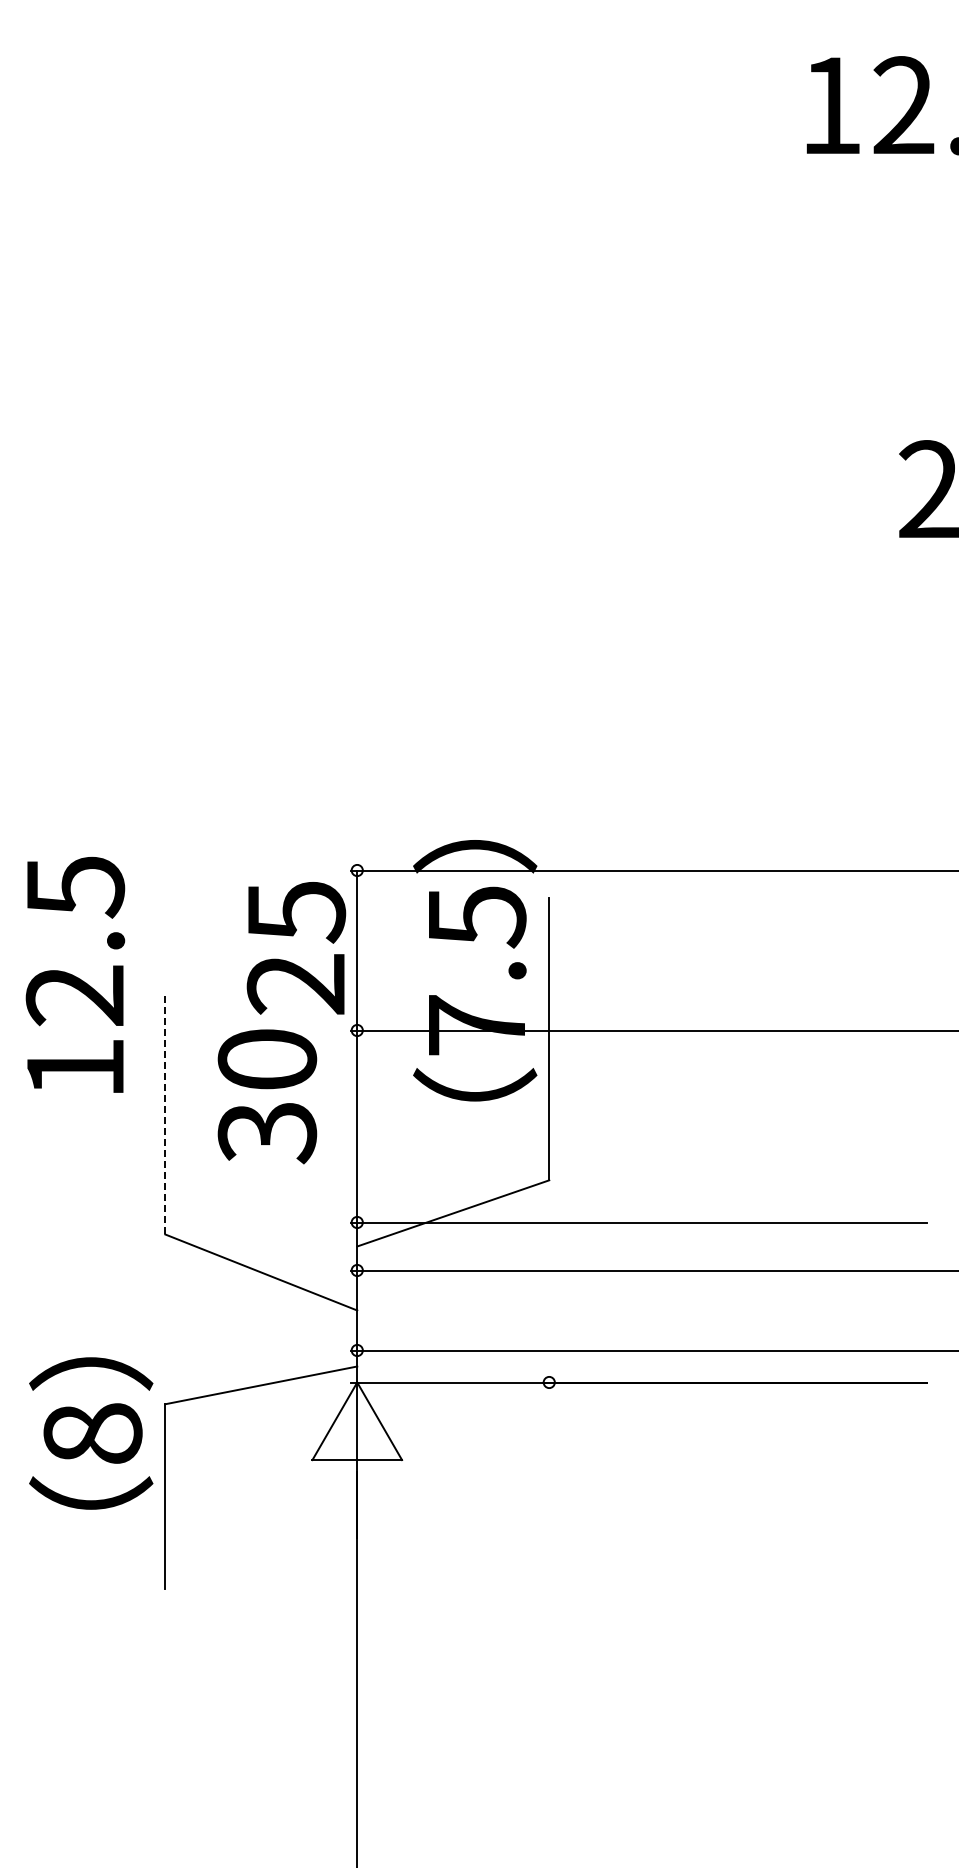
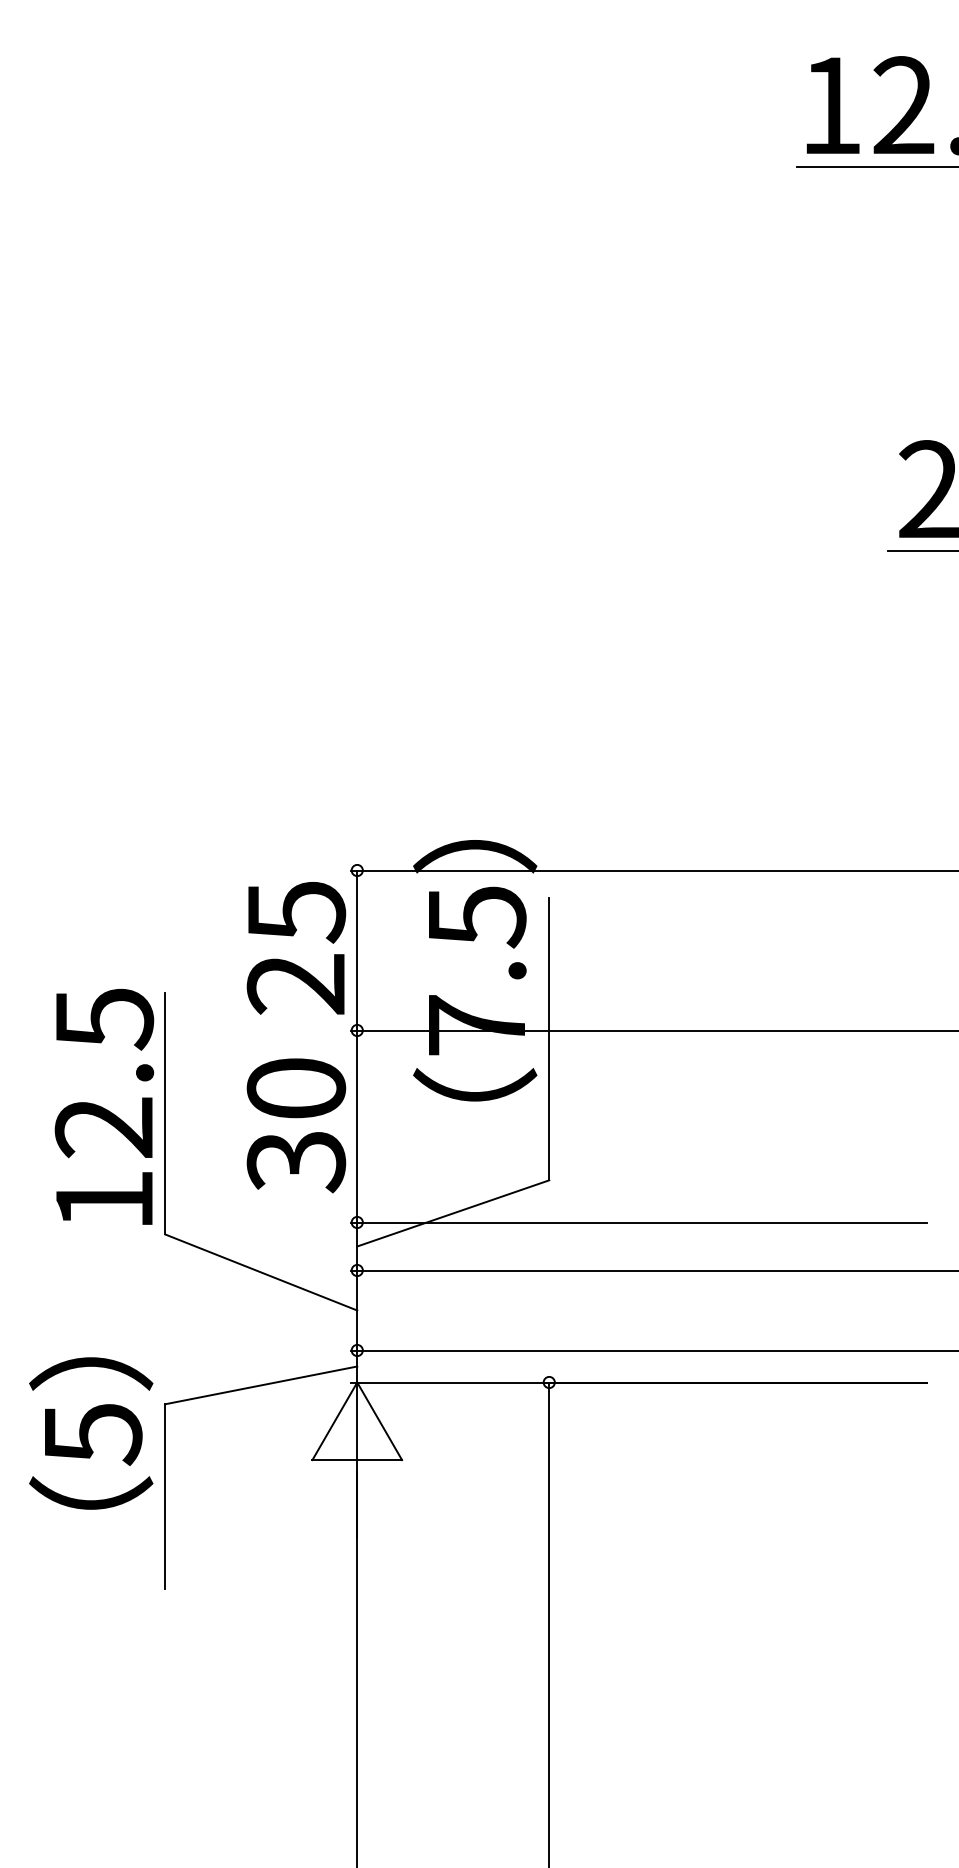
line: none -> present (876, 166)
line: none -> present (921, 550)
text position: (75, 974) -> (104, 1106) (104, 1106)
text position: (267, 1096) -> (296, 1125) (296, 1125)
line: dashed -> solid (165, 1113)
text: 8 -> 5 (92, 1434)
line: none -> present (549, 1623)
